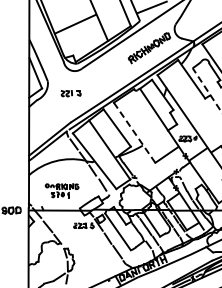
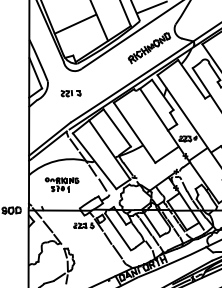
line: dashed -> solid (206, 89)
line: dashed -> solid (134, 132)
part position: (61, 190) -> (61, 184) (61, 184)
